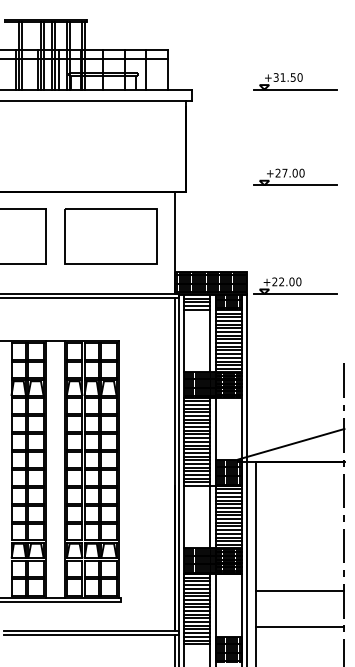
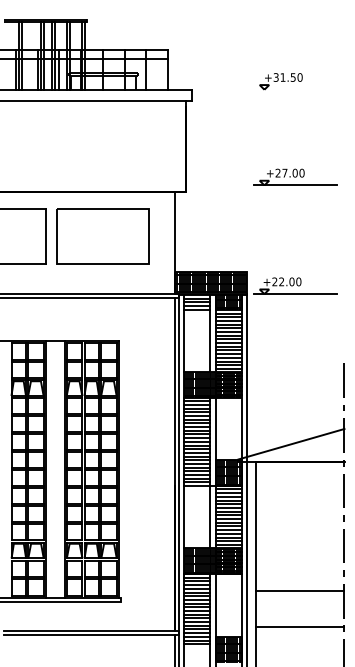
line: present -> none (295, 89)
part position: (110, 236) -> (102, 236) (102, 236)
